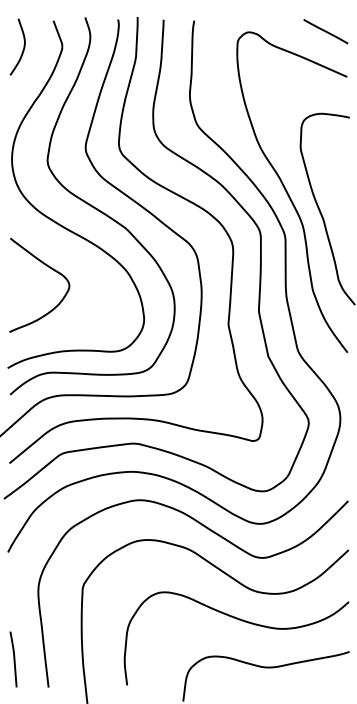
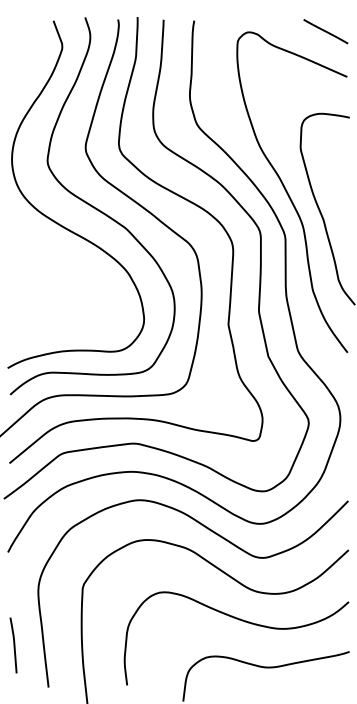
curve: present -> none (23, 46)
curve: present -> none (49, 268)
curve position: (13, 659) -> (13, 645) (13, 645)
